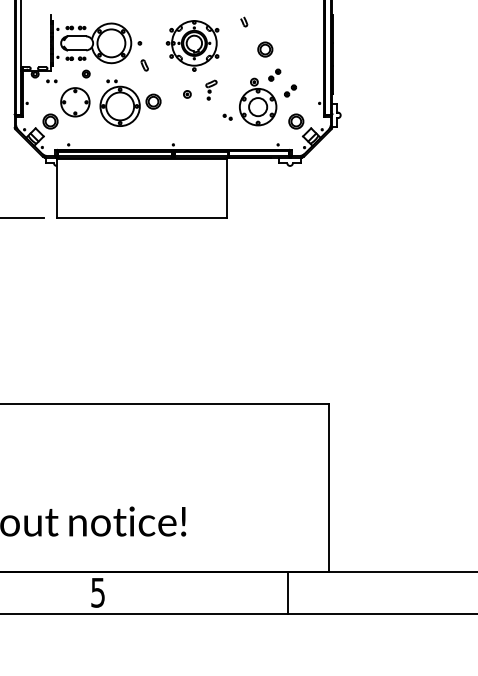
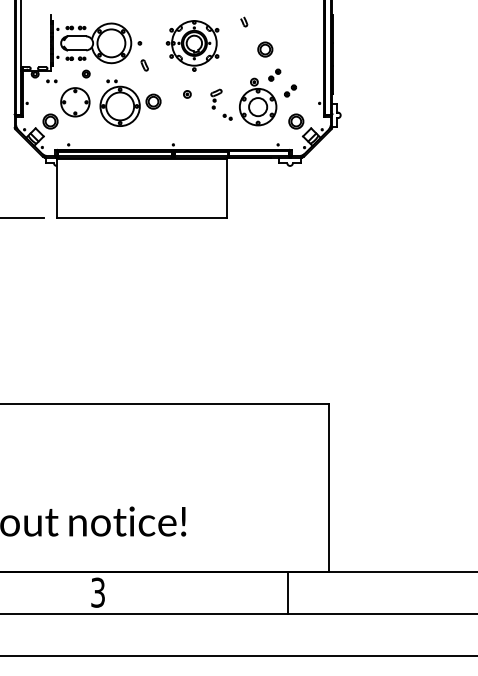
part position: (211, 89) -> (216, 98) (216, 98)
text: 5 -> 3 (98, 592)
line: none -> present (238, 655)
